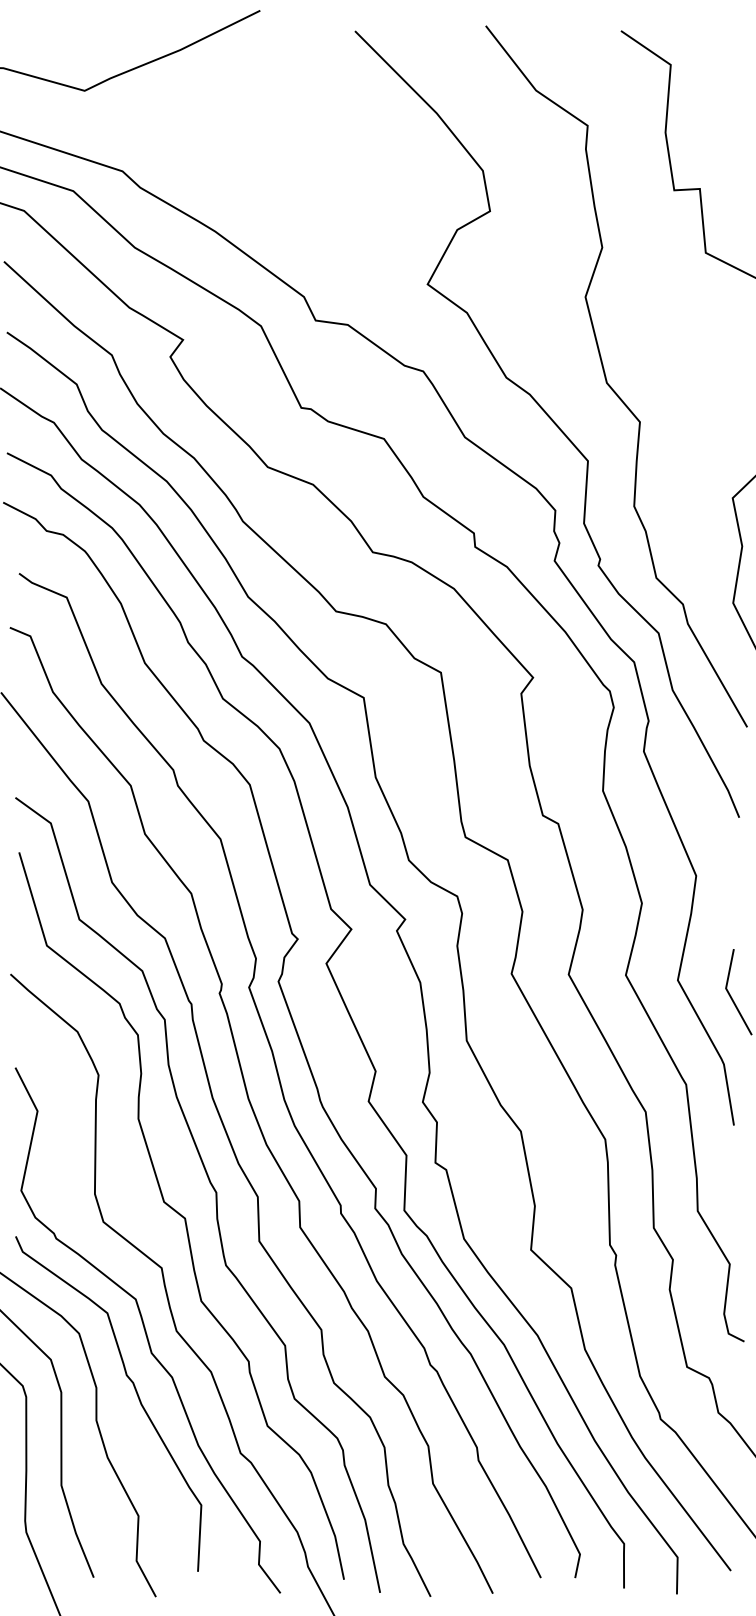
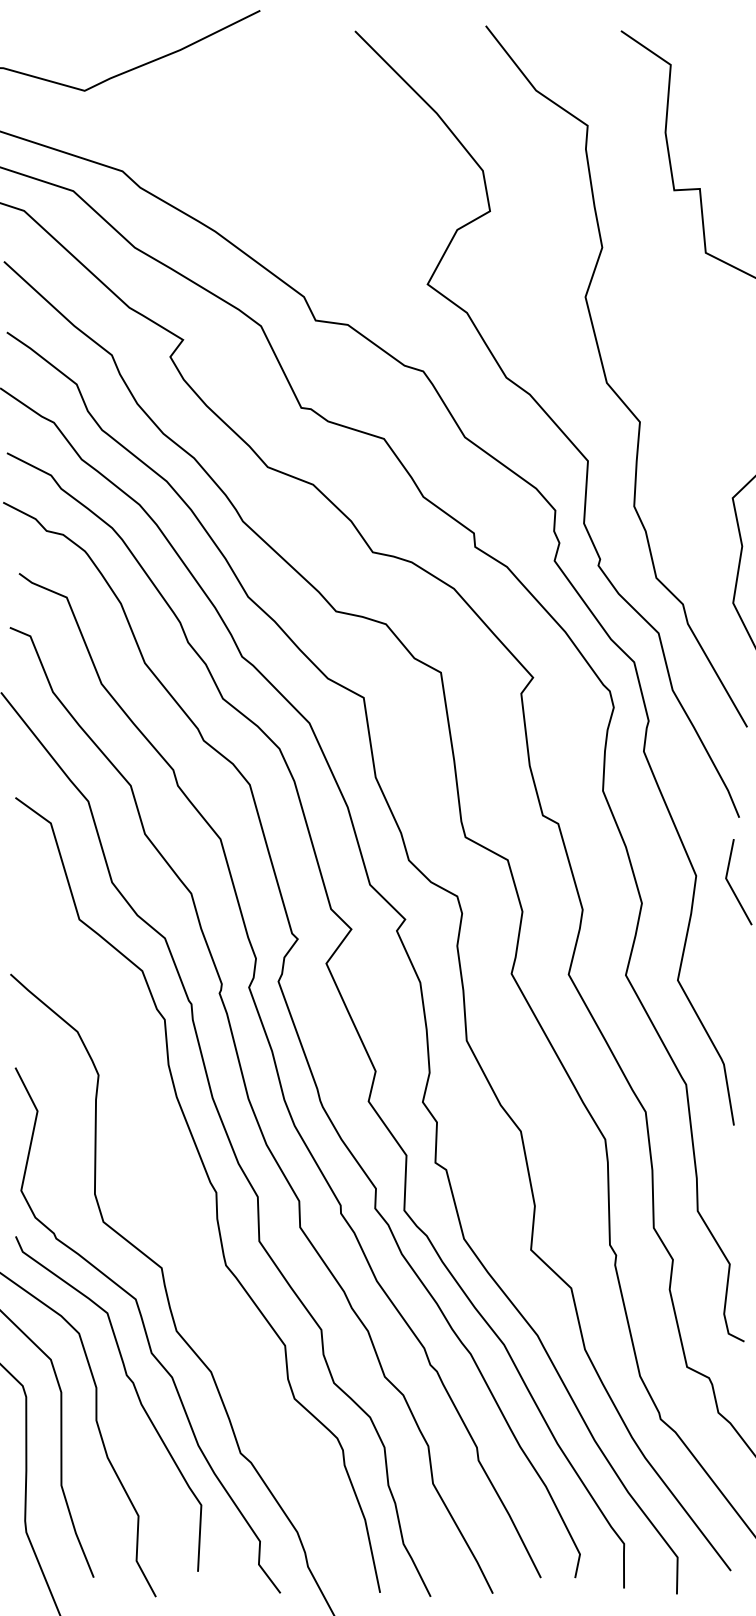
line position: (732, 997) -> (732, 887) (732, 887)
curve: present -> none (181, 1215)
